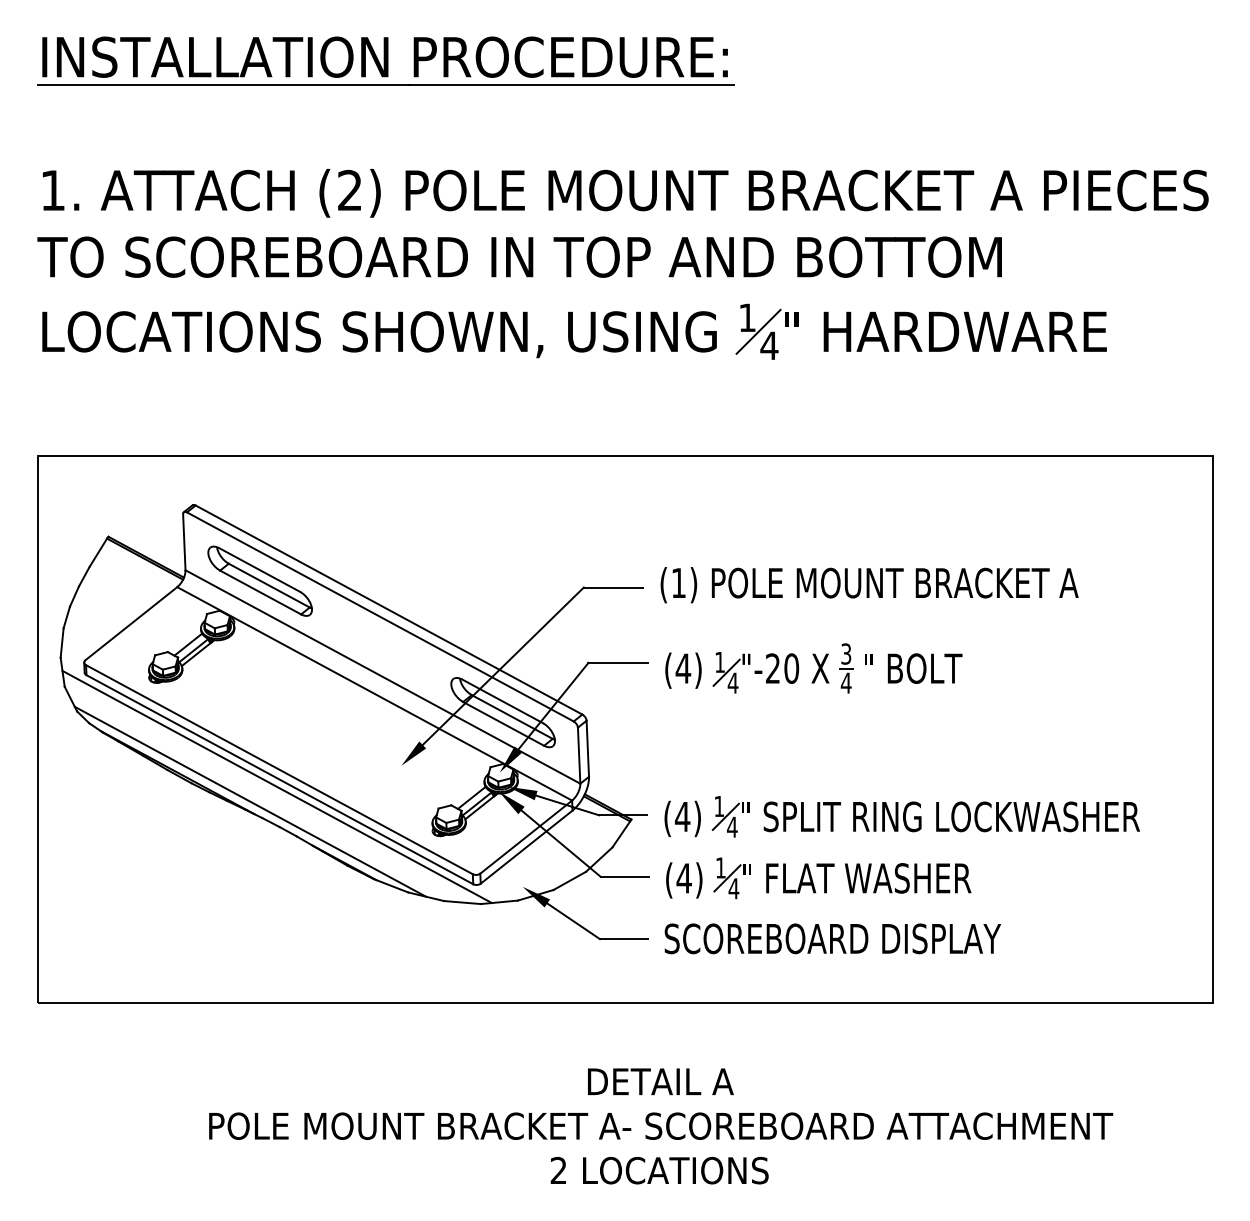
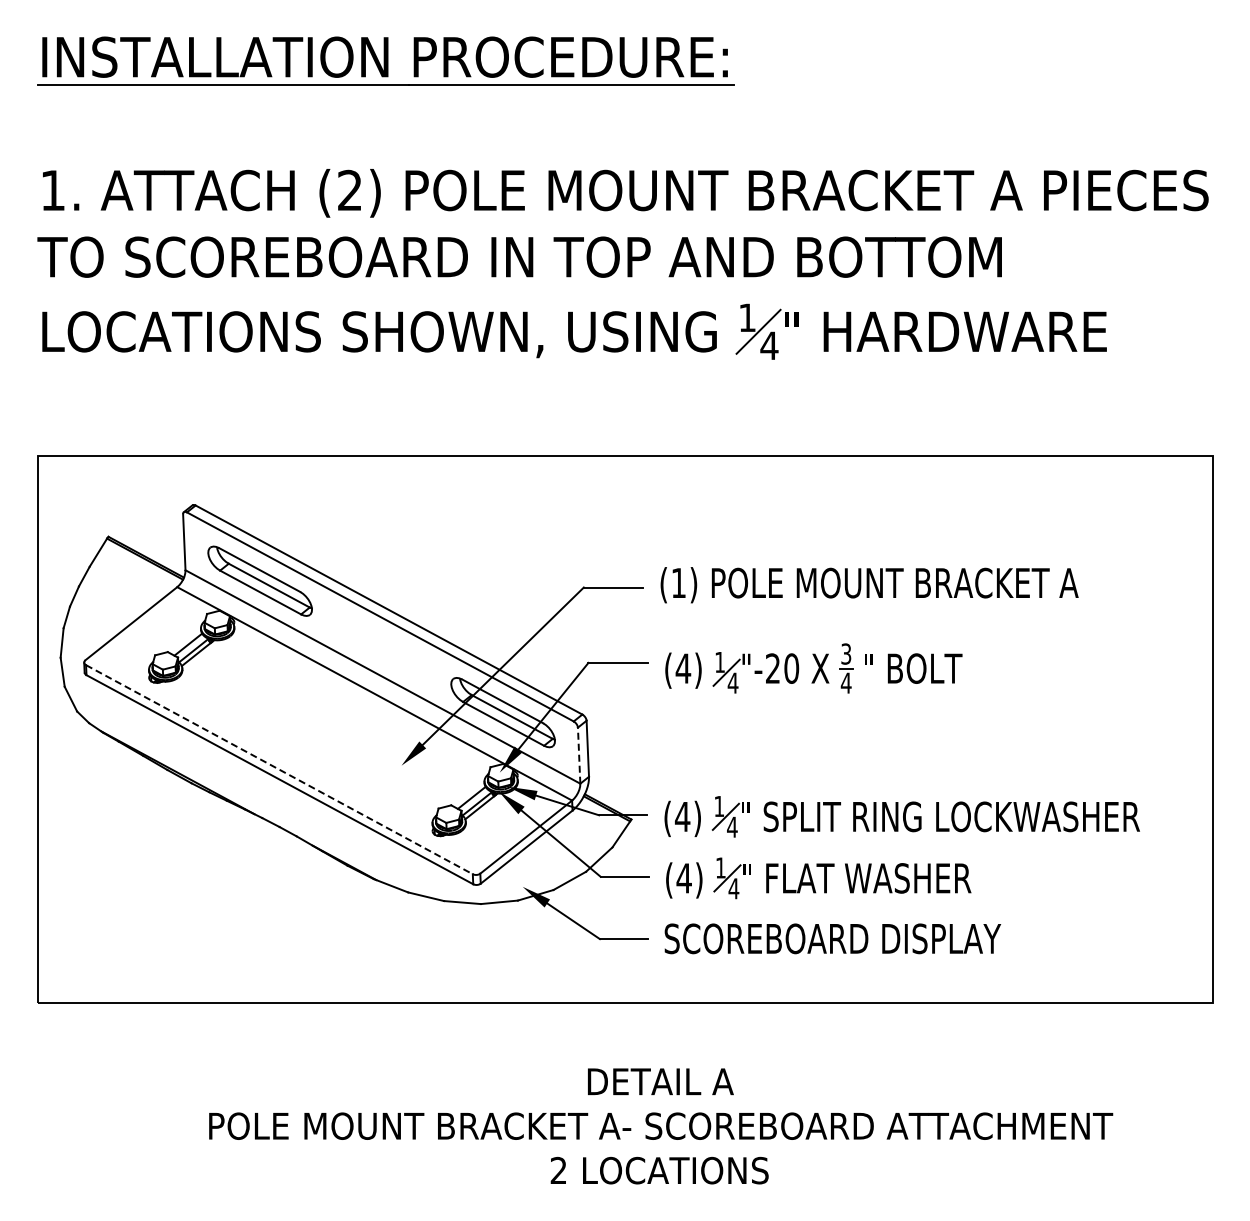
line: solid -> dashed (579, 755)
line: solid -> dashed (279, 769)
line: present -> none (276, 786)
line: present -> none (250, 801)
